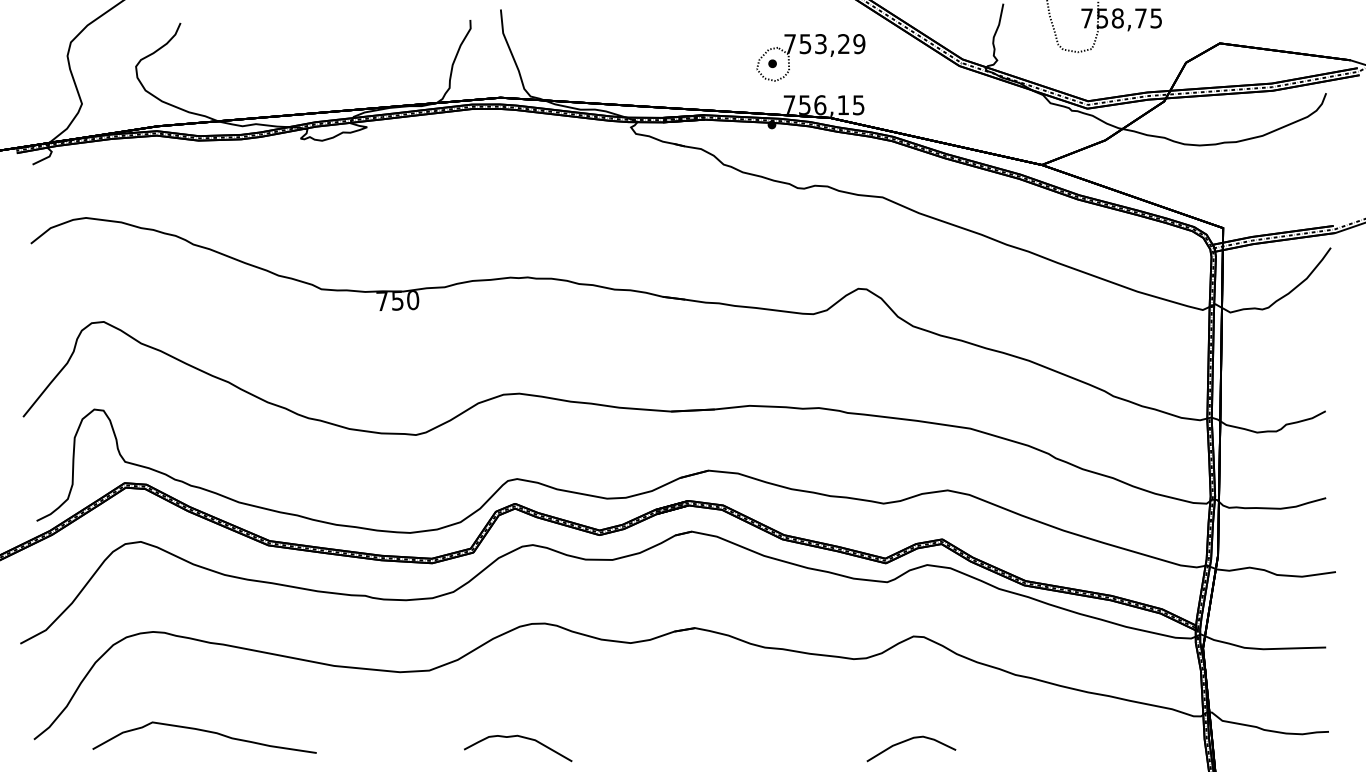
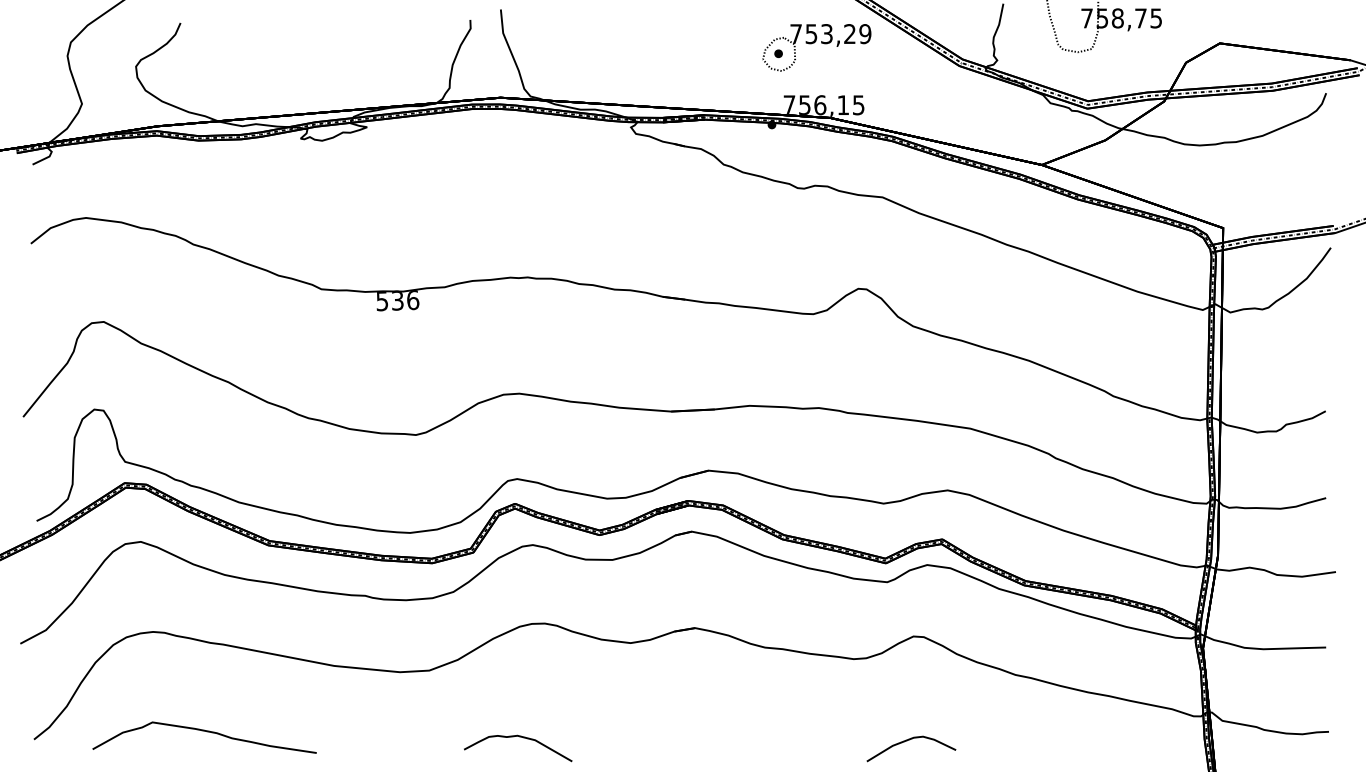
part position: (810, 57) -> (816, 47) (816, 47)
text: 750 -> 536 (397, 300)
